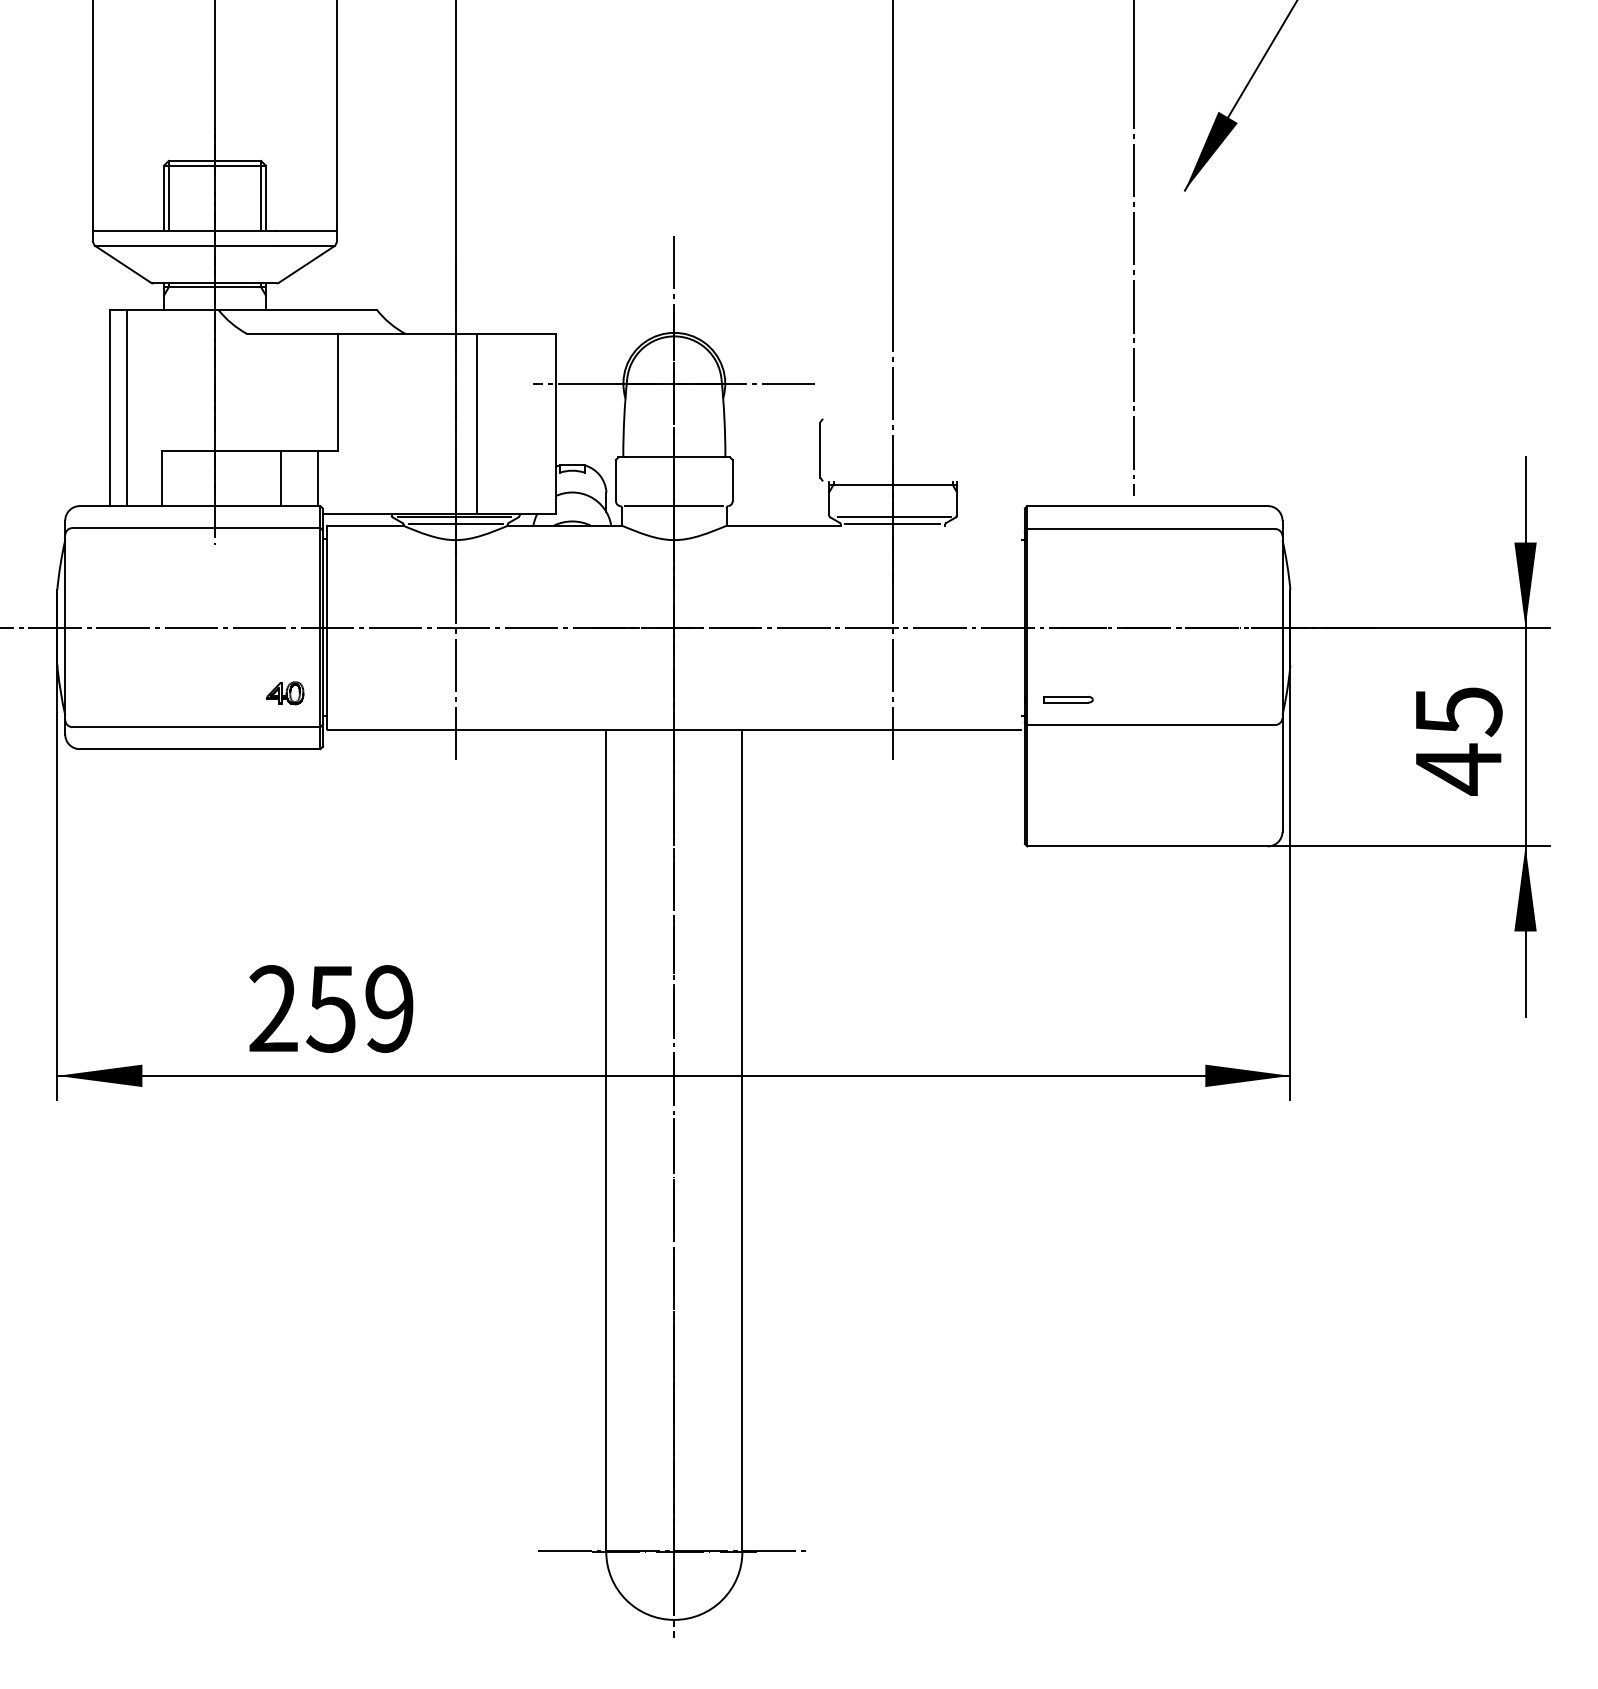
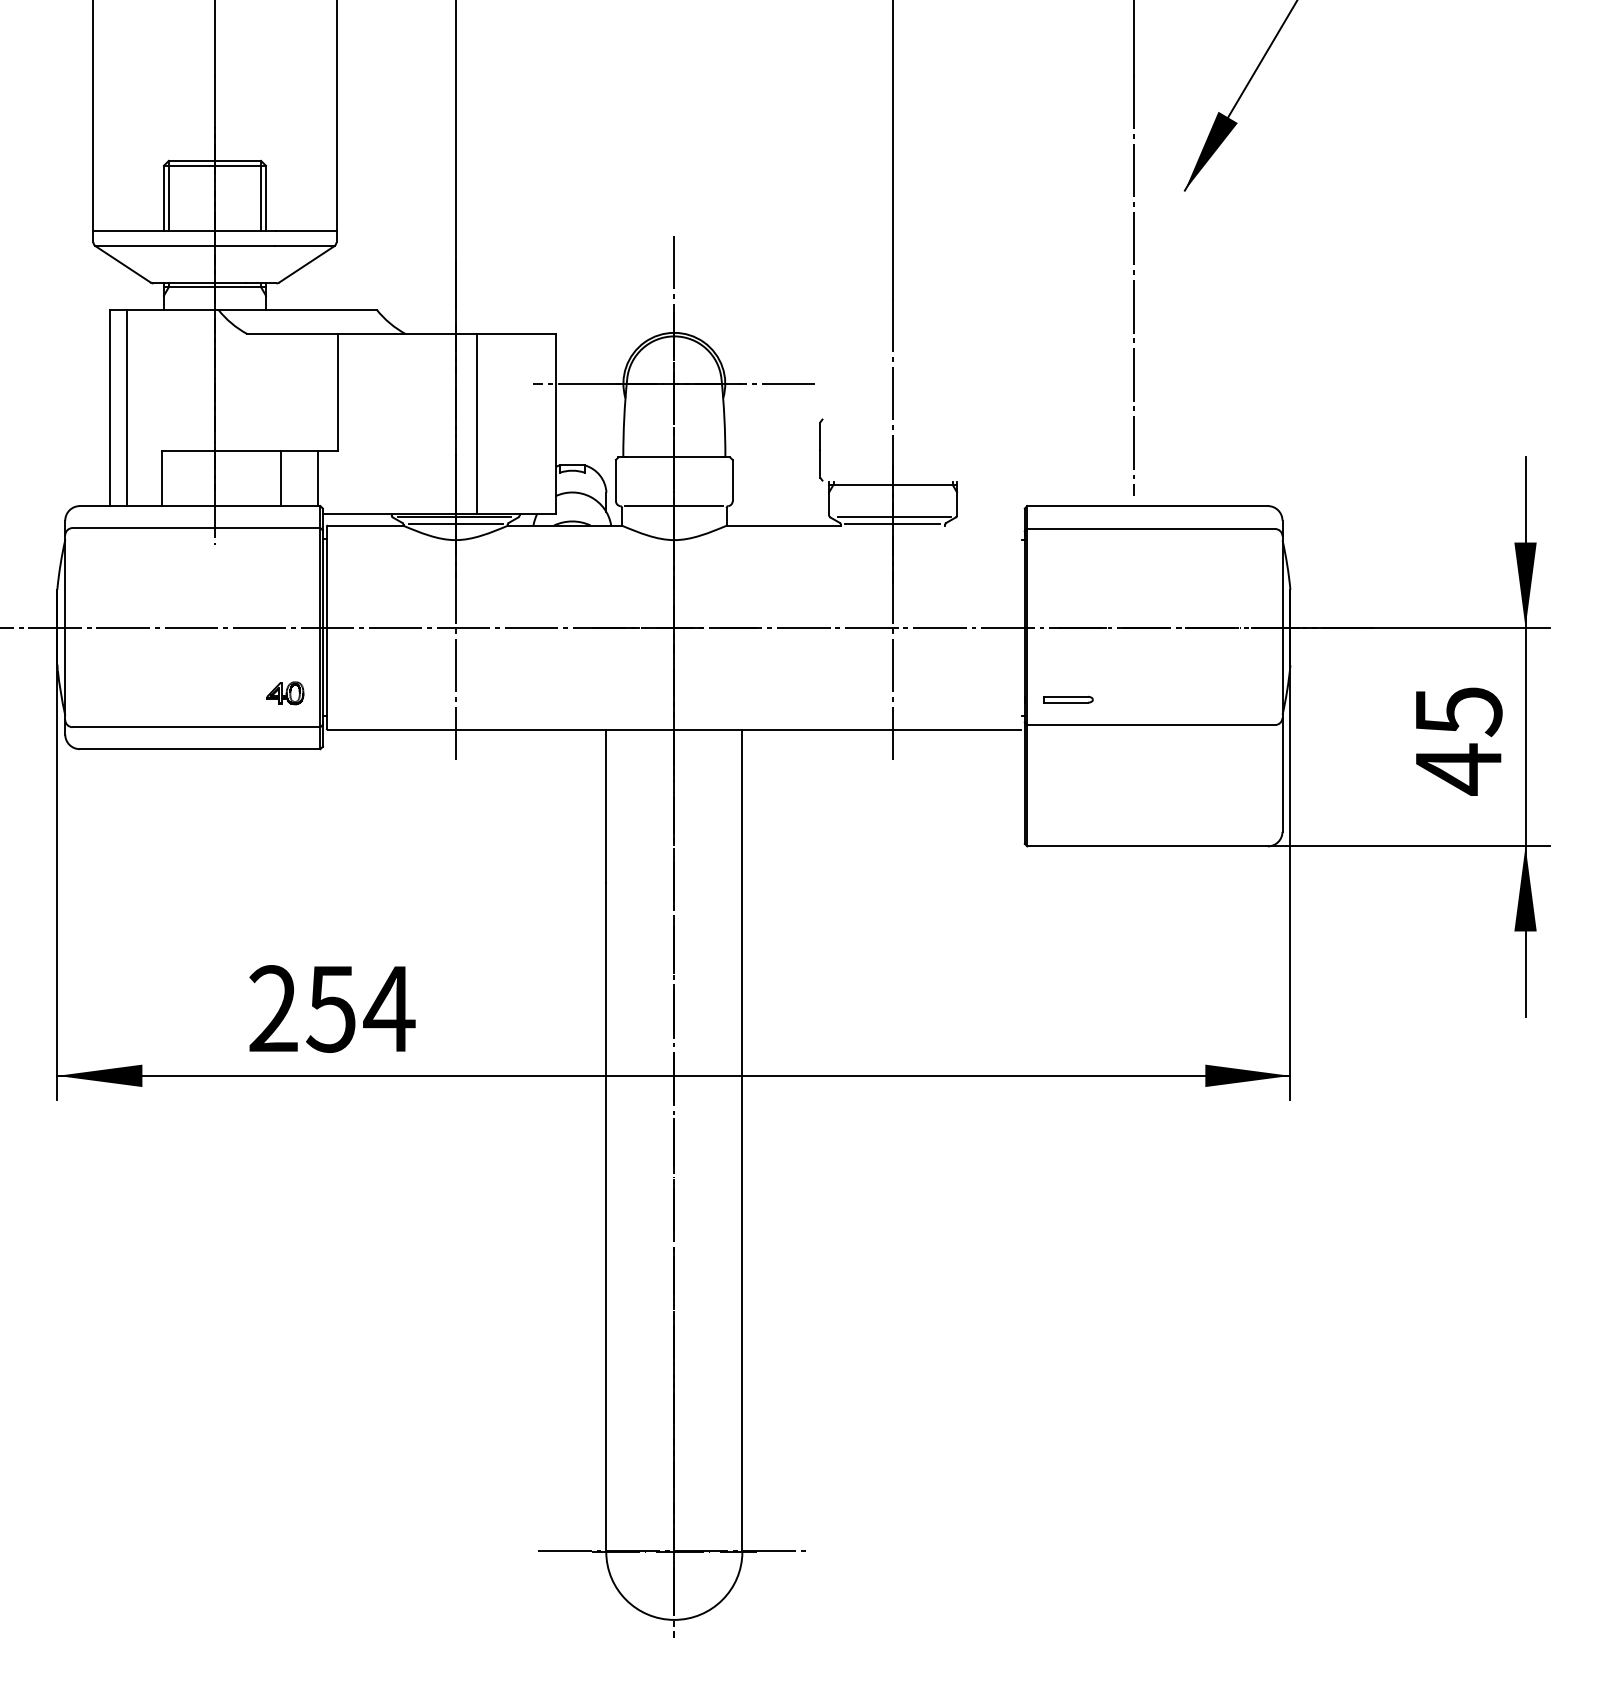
text: 259 -> 254 (389, 1008)
